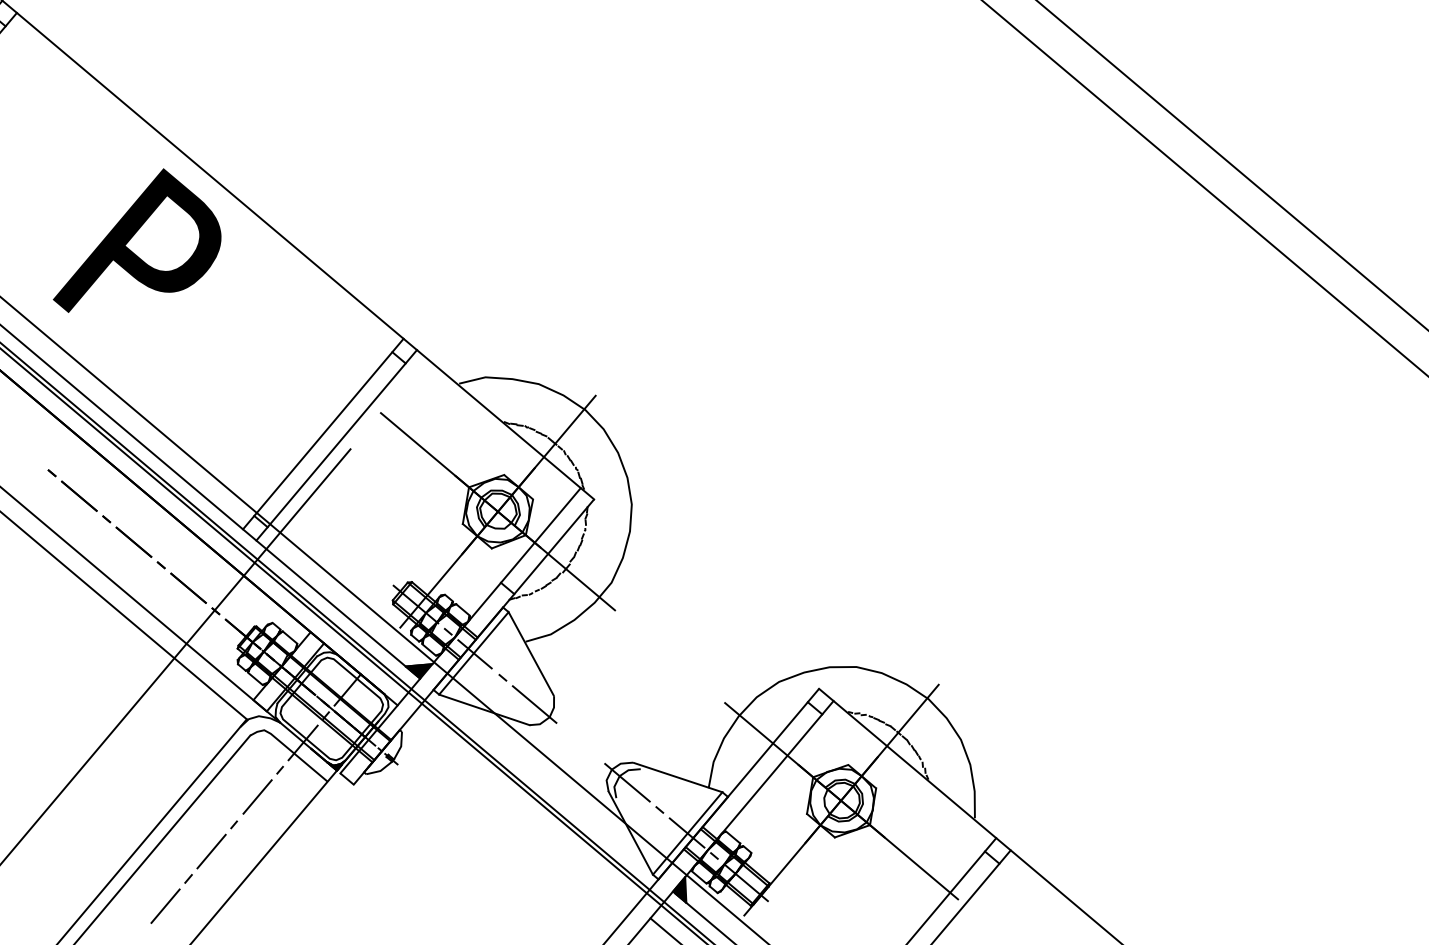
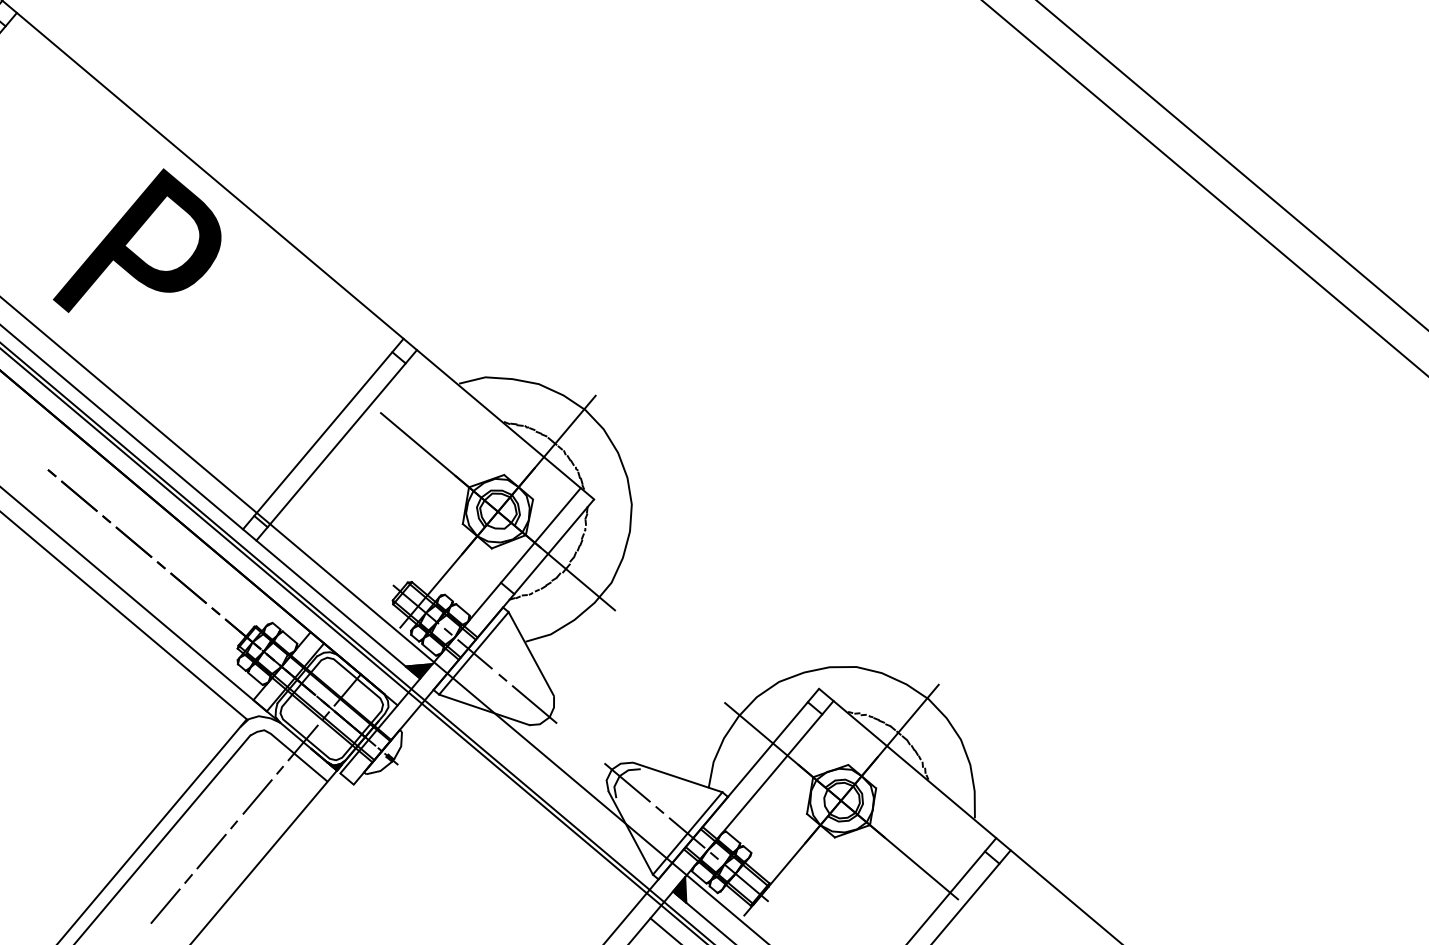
line: present -> none (176, 655)
